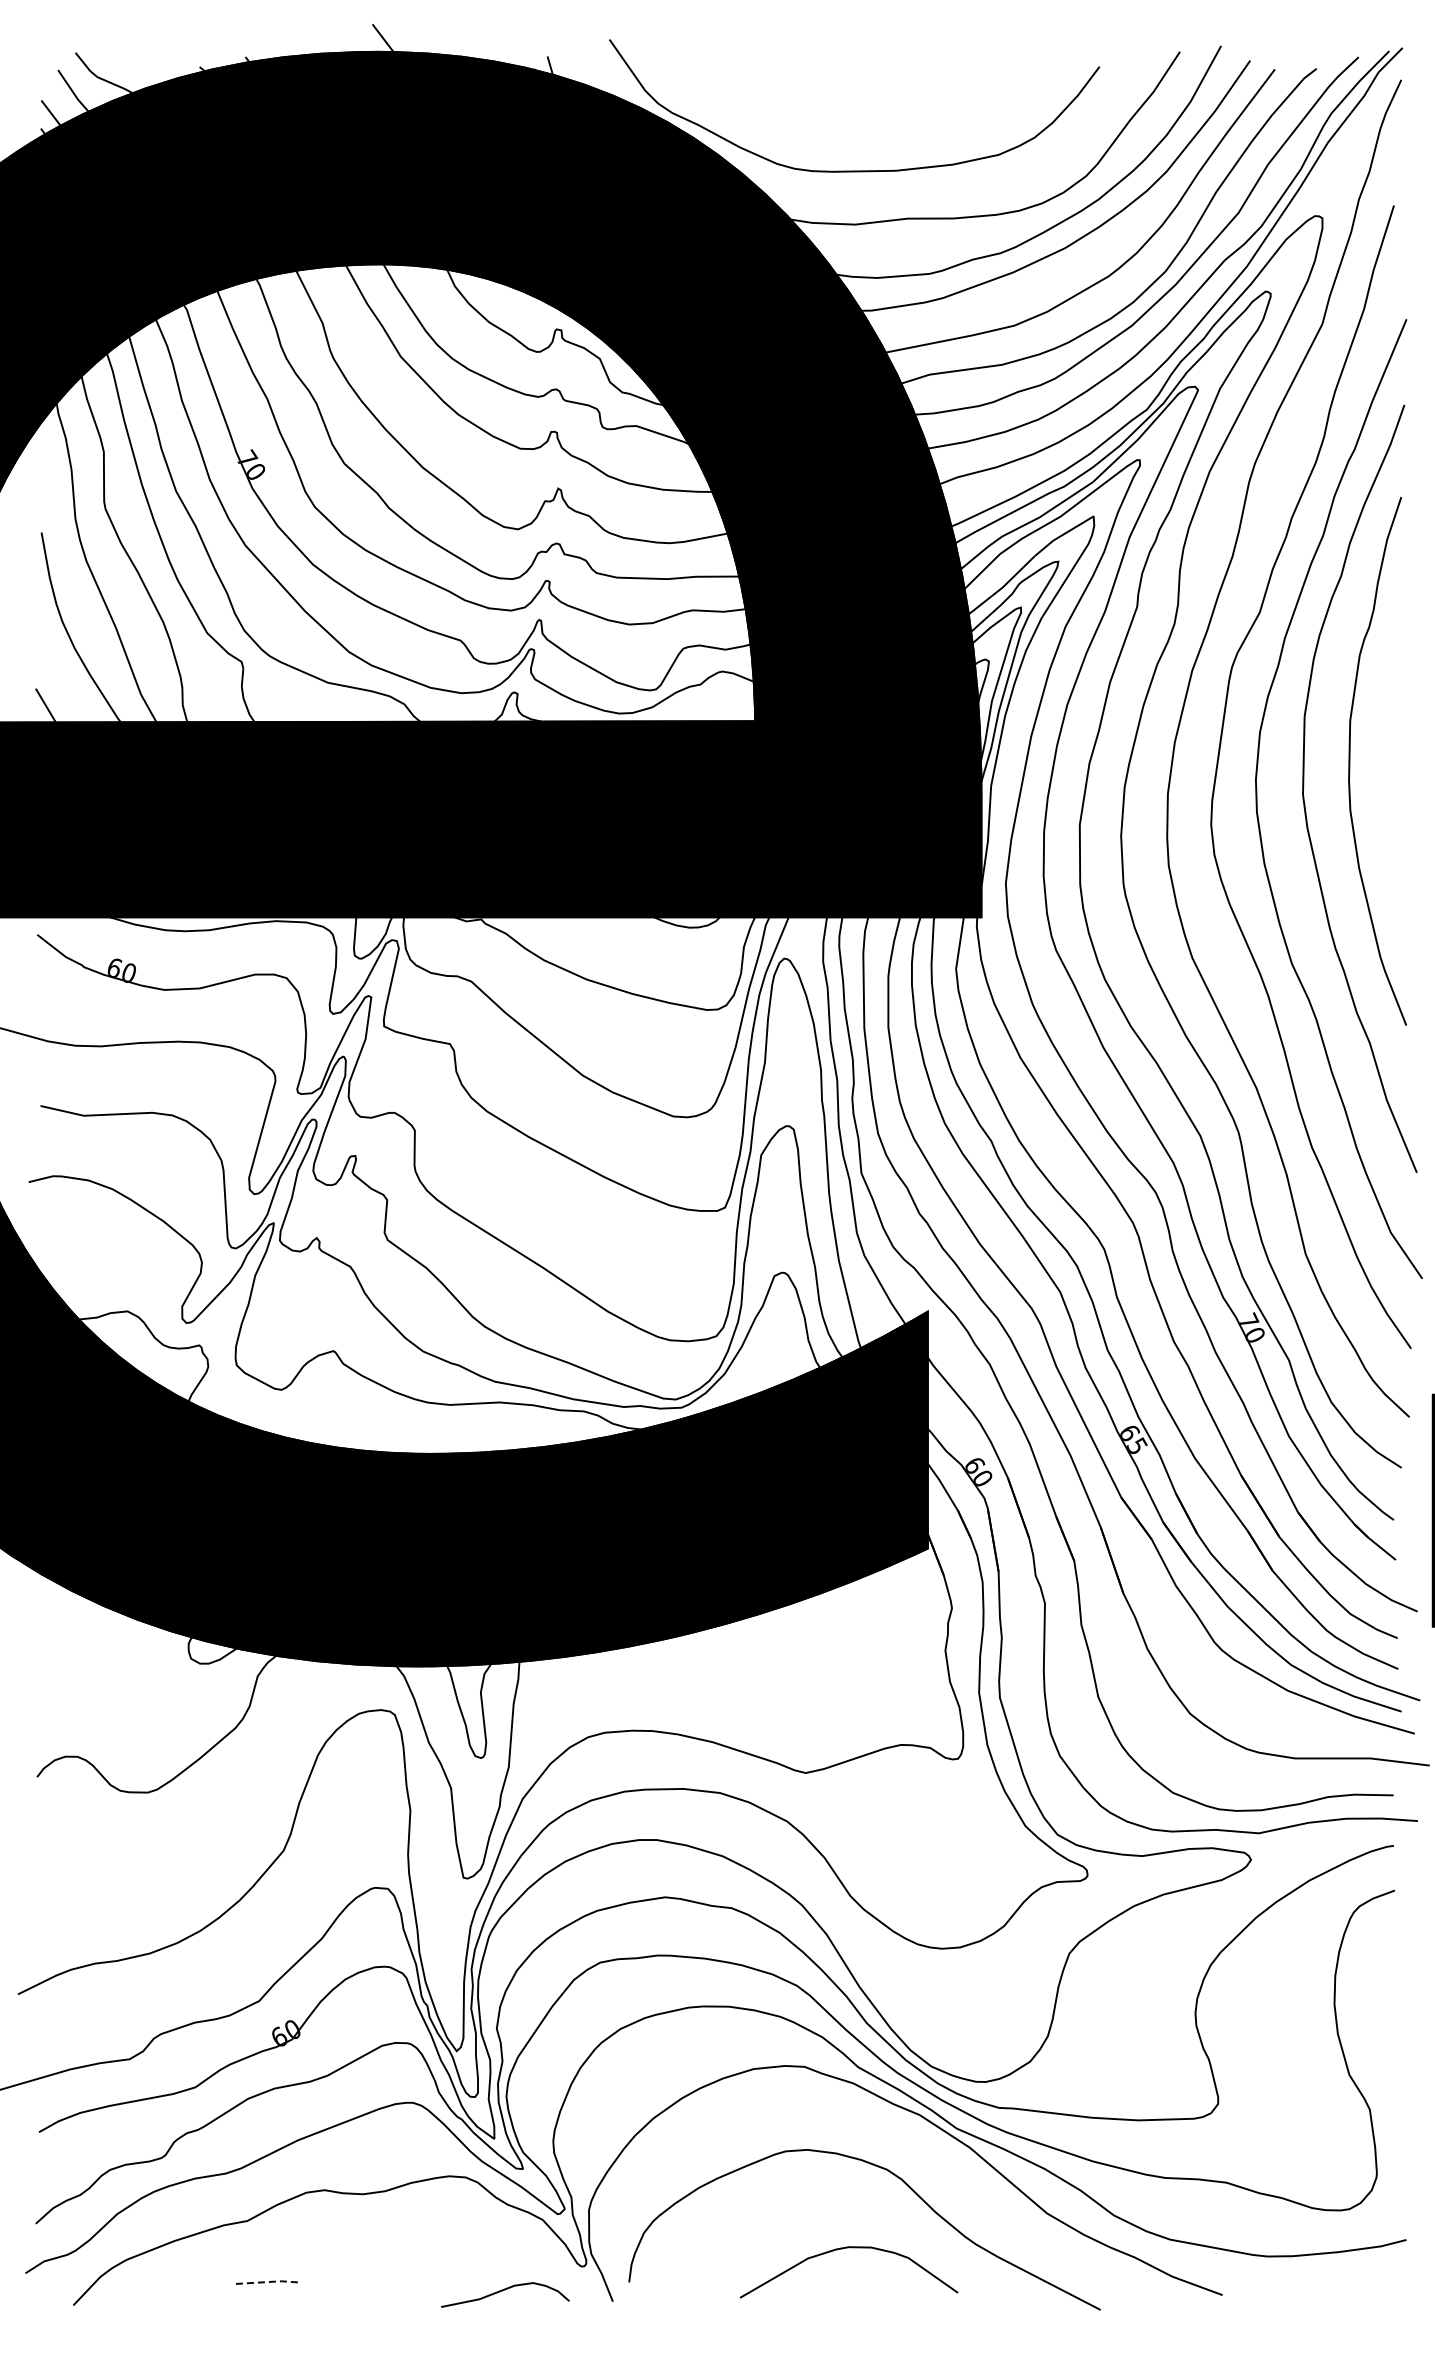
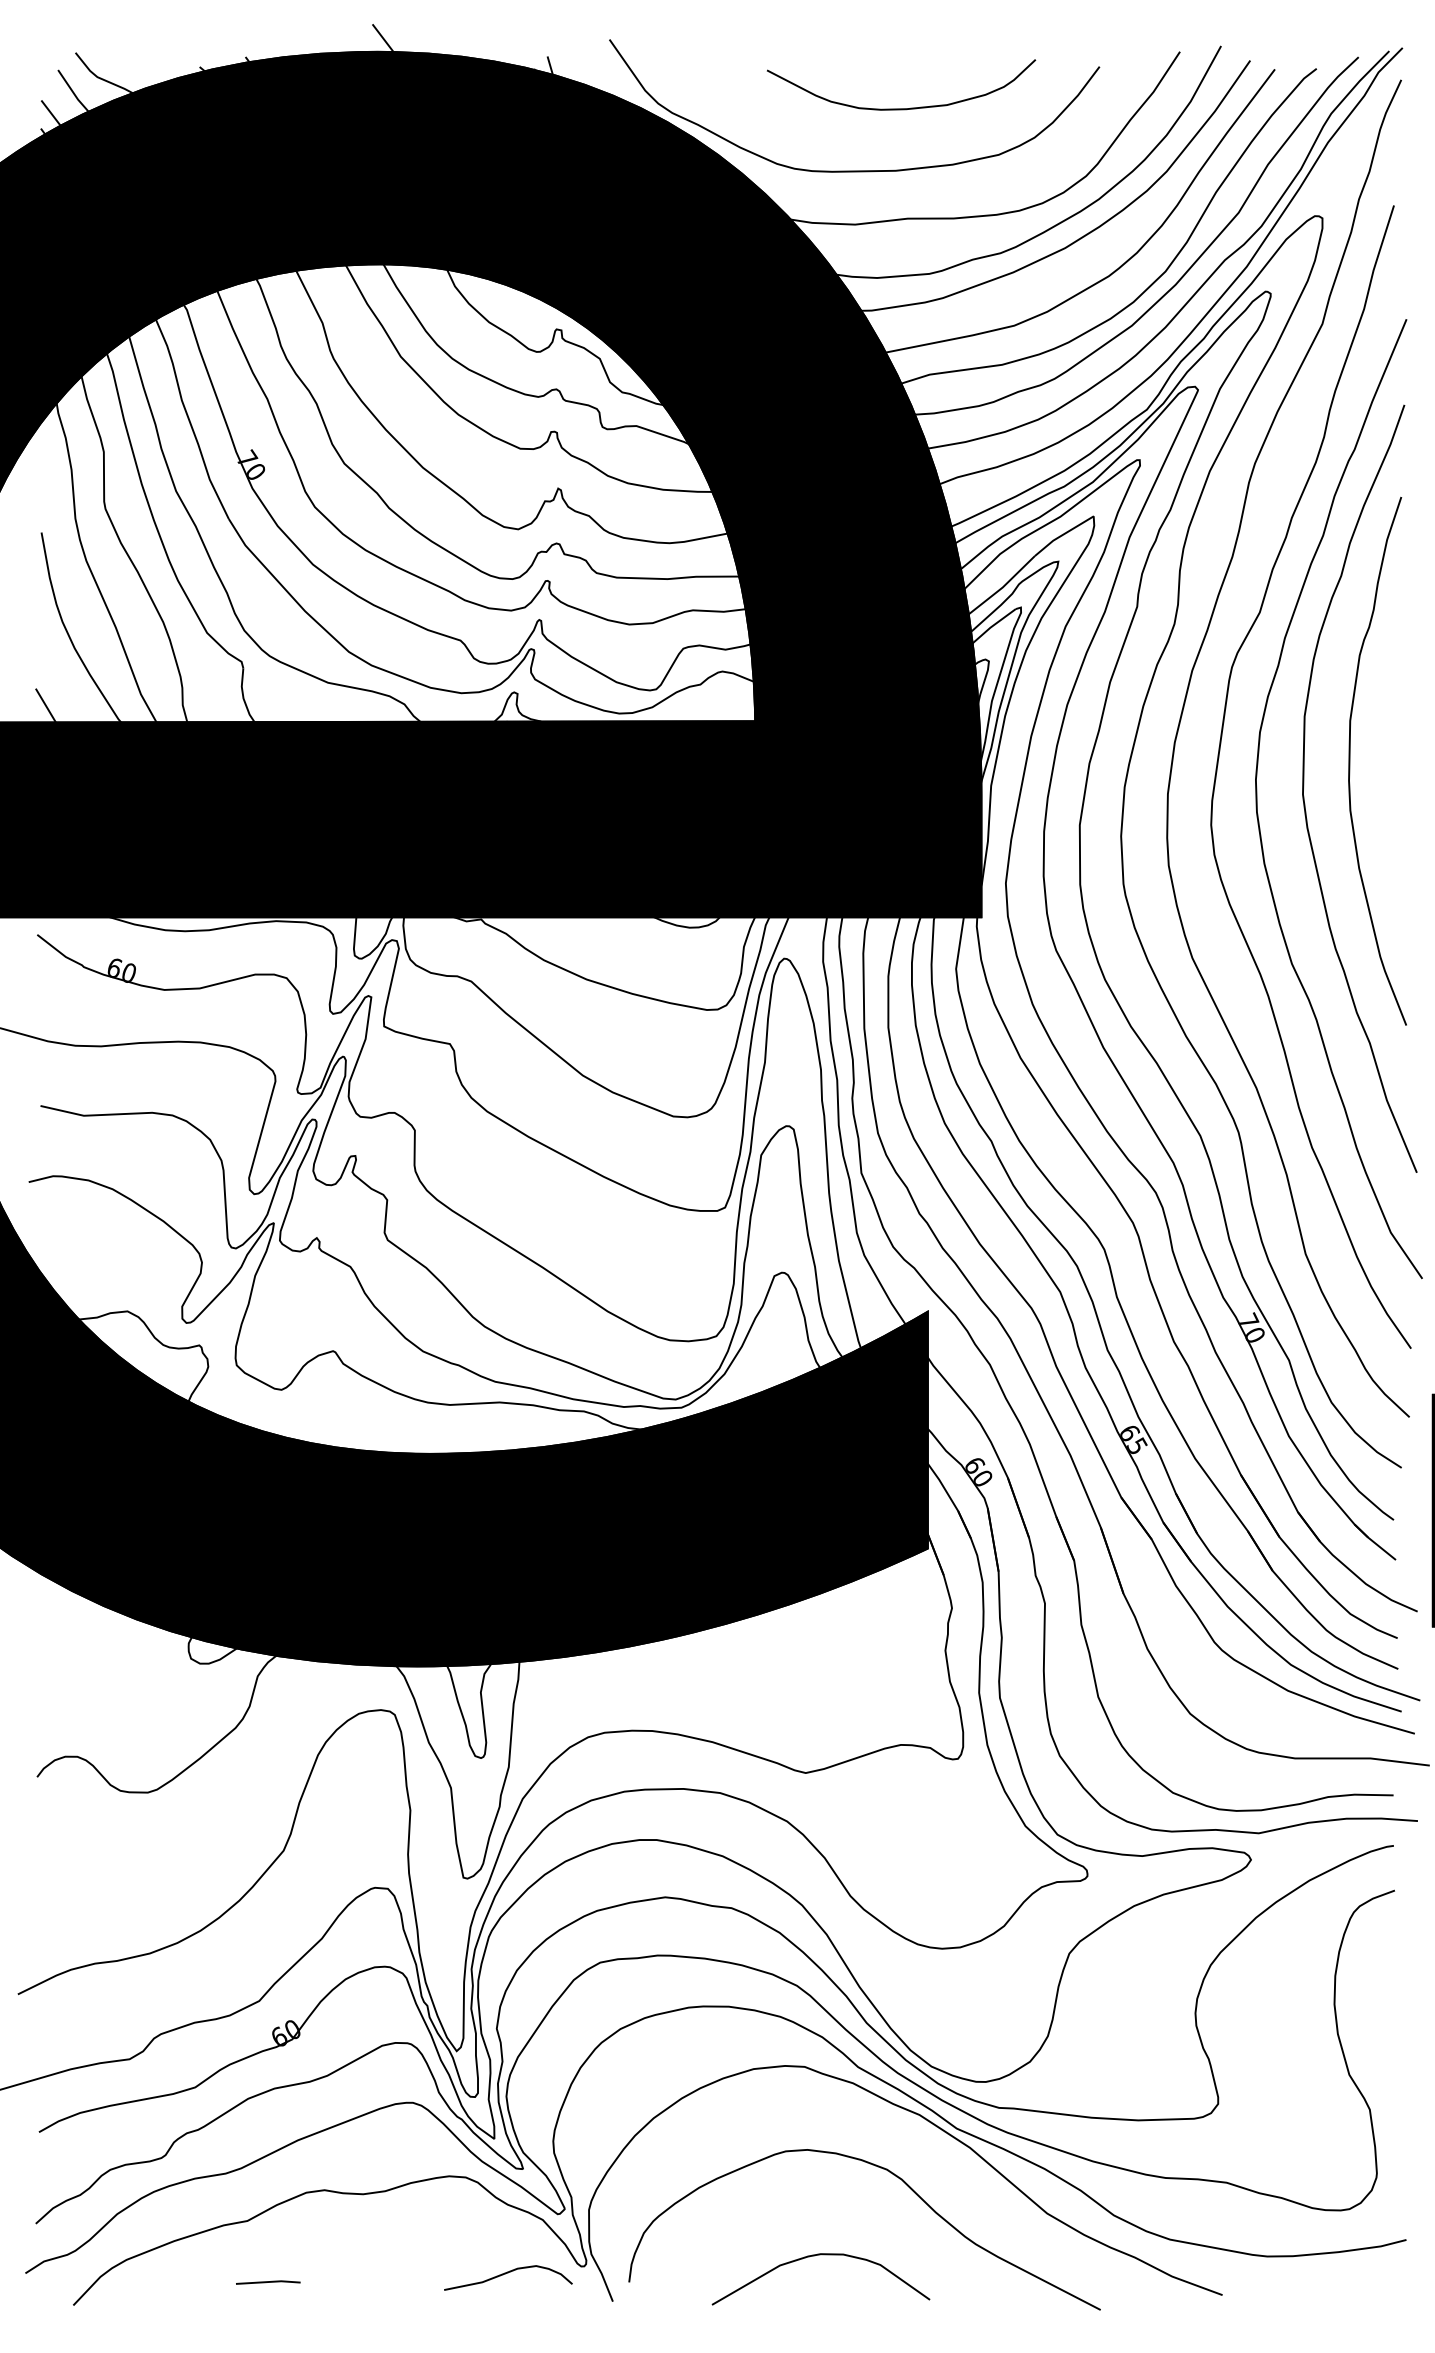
curve: none -> present (901, 108)
curve position: (842, 2249) -> (814, 2256) (814, 2256)
line: dashed -> solid (269, 2281)
curve position: (505, 2290) -> (508, 2273) (508, 2273)
